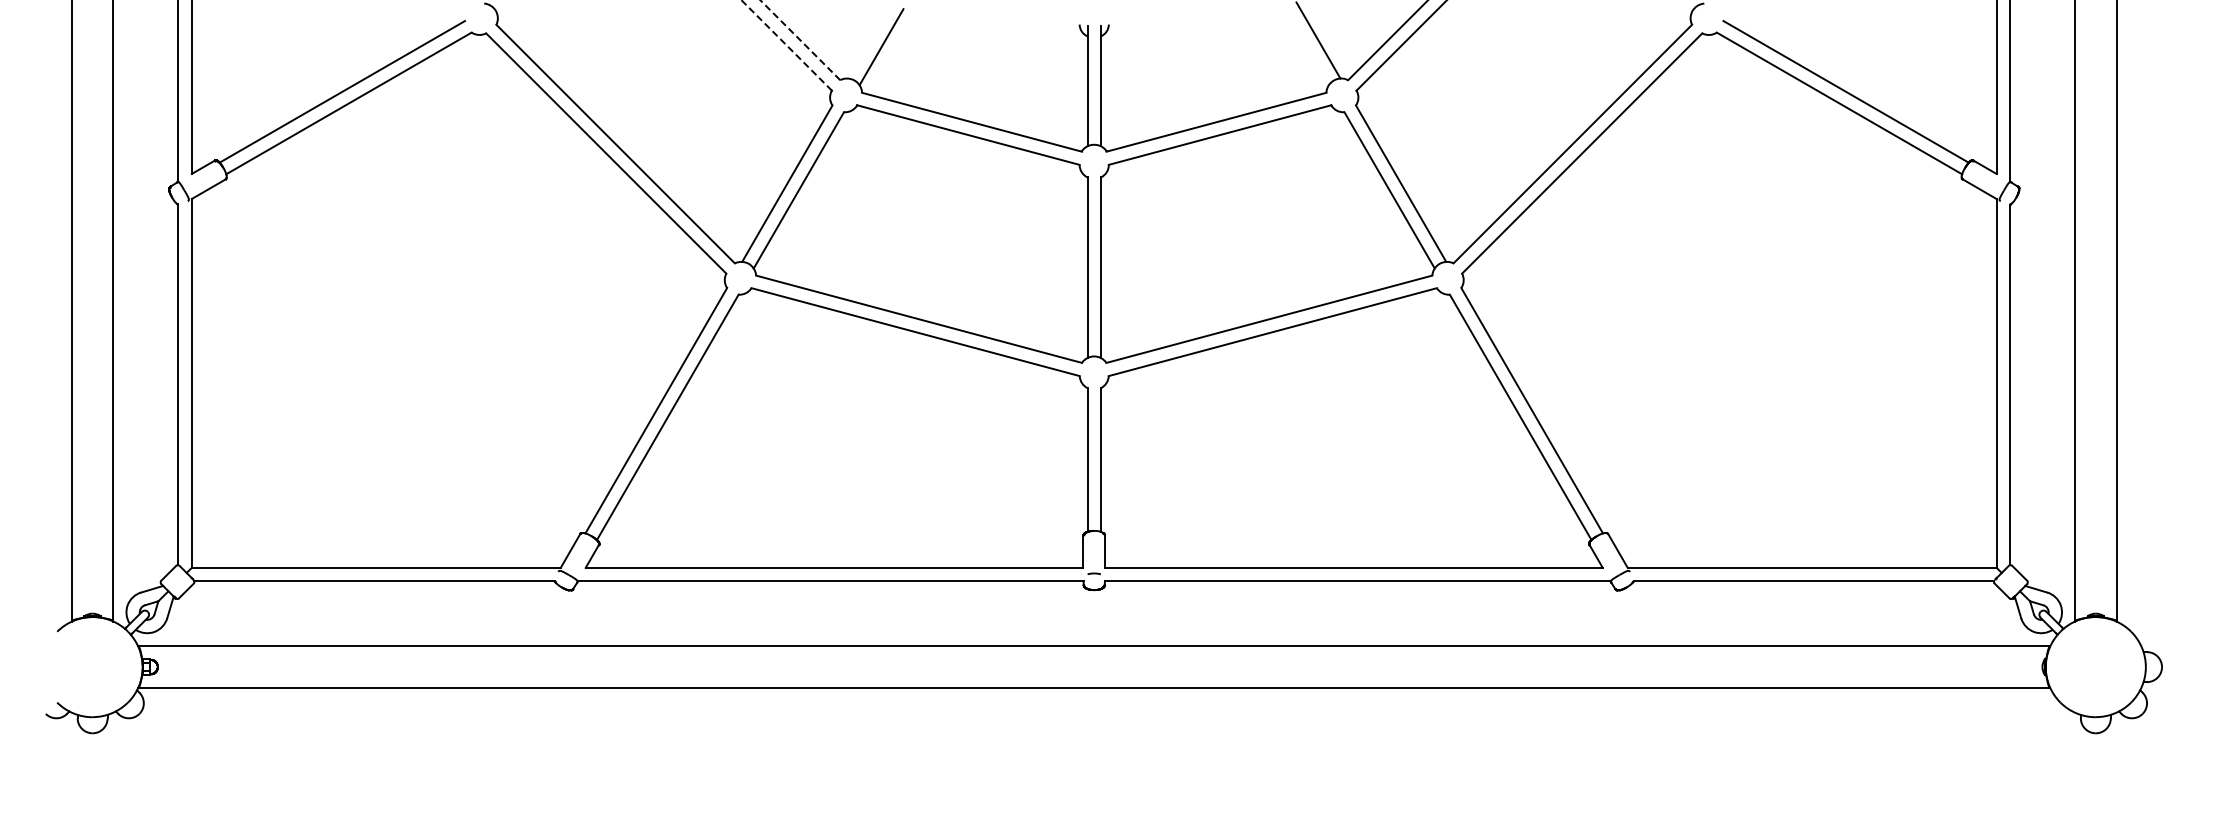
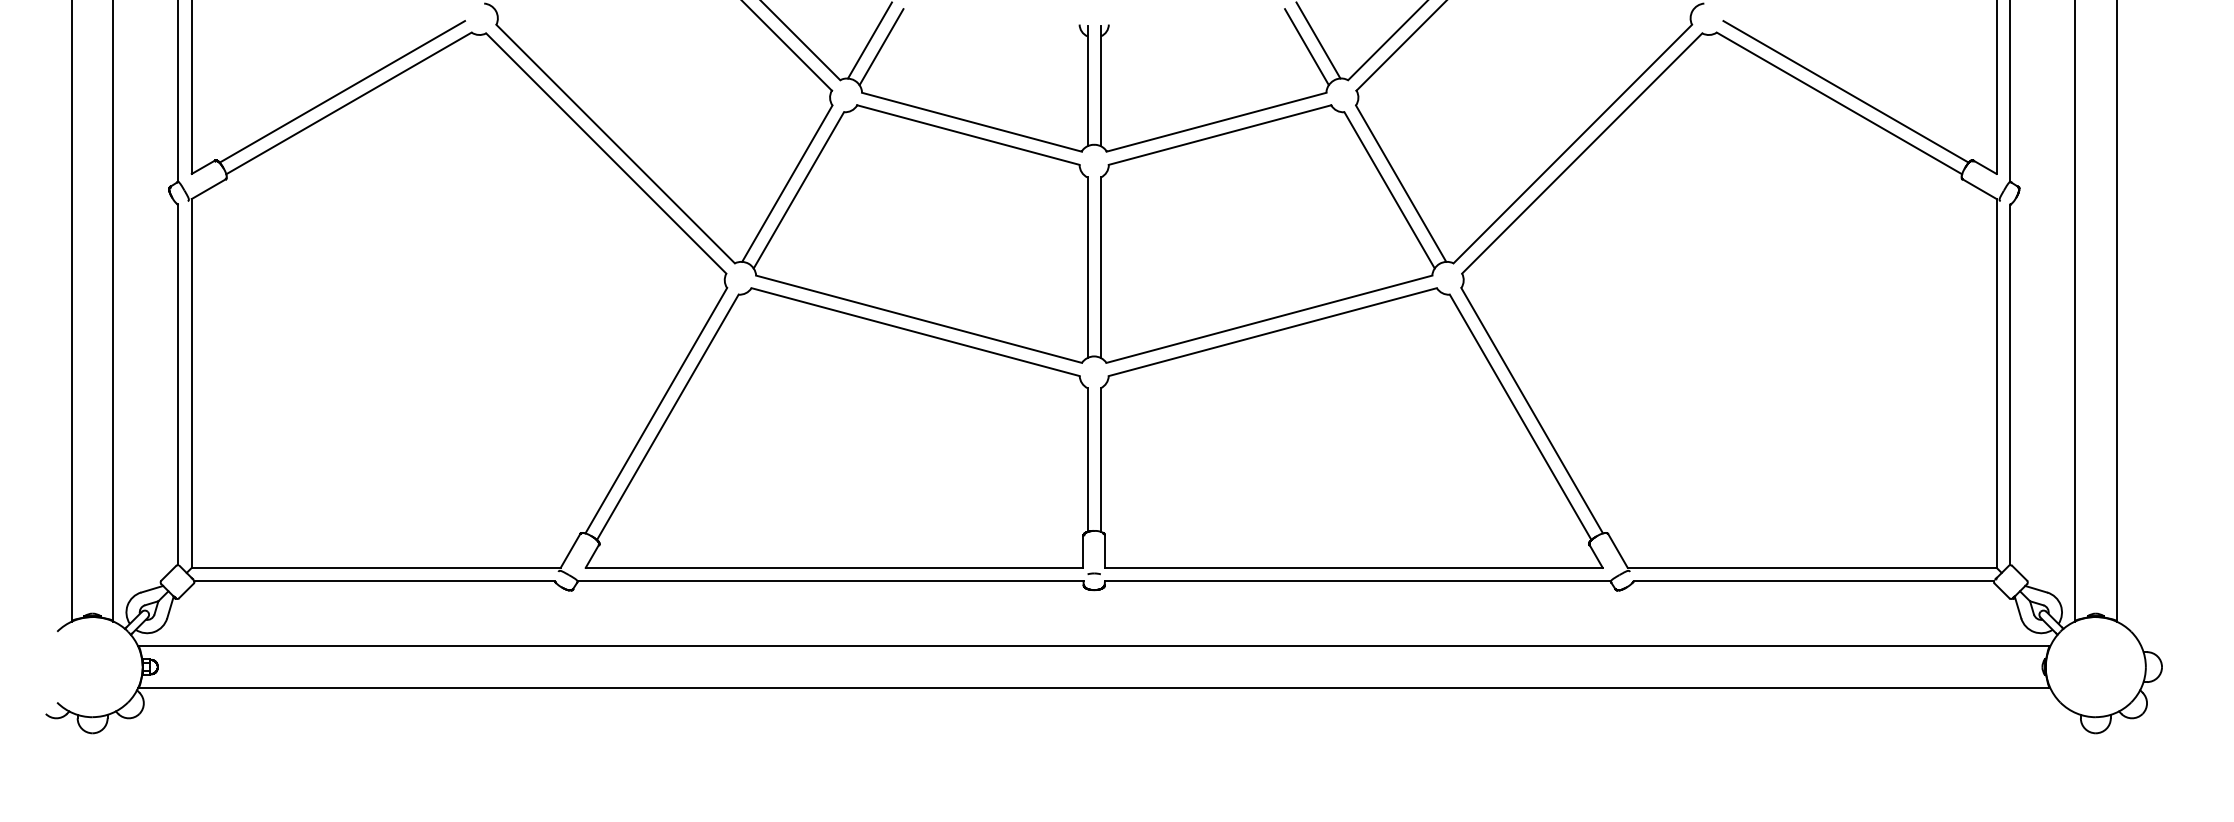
line: dashed -> solid (800, 40)
line: none -> present (869, 40)
line: dashed -> solid (786, 45)
line: none -> present (1306, 47)
